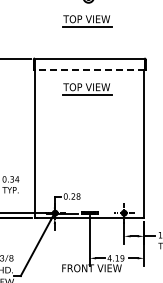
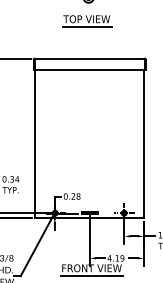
line: dashed -> solid (89, 69)
part: present -> none (87, 89)
line: none -> present (91, 276)
